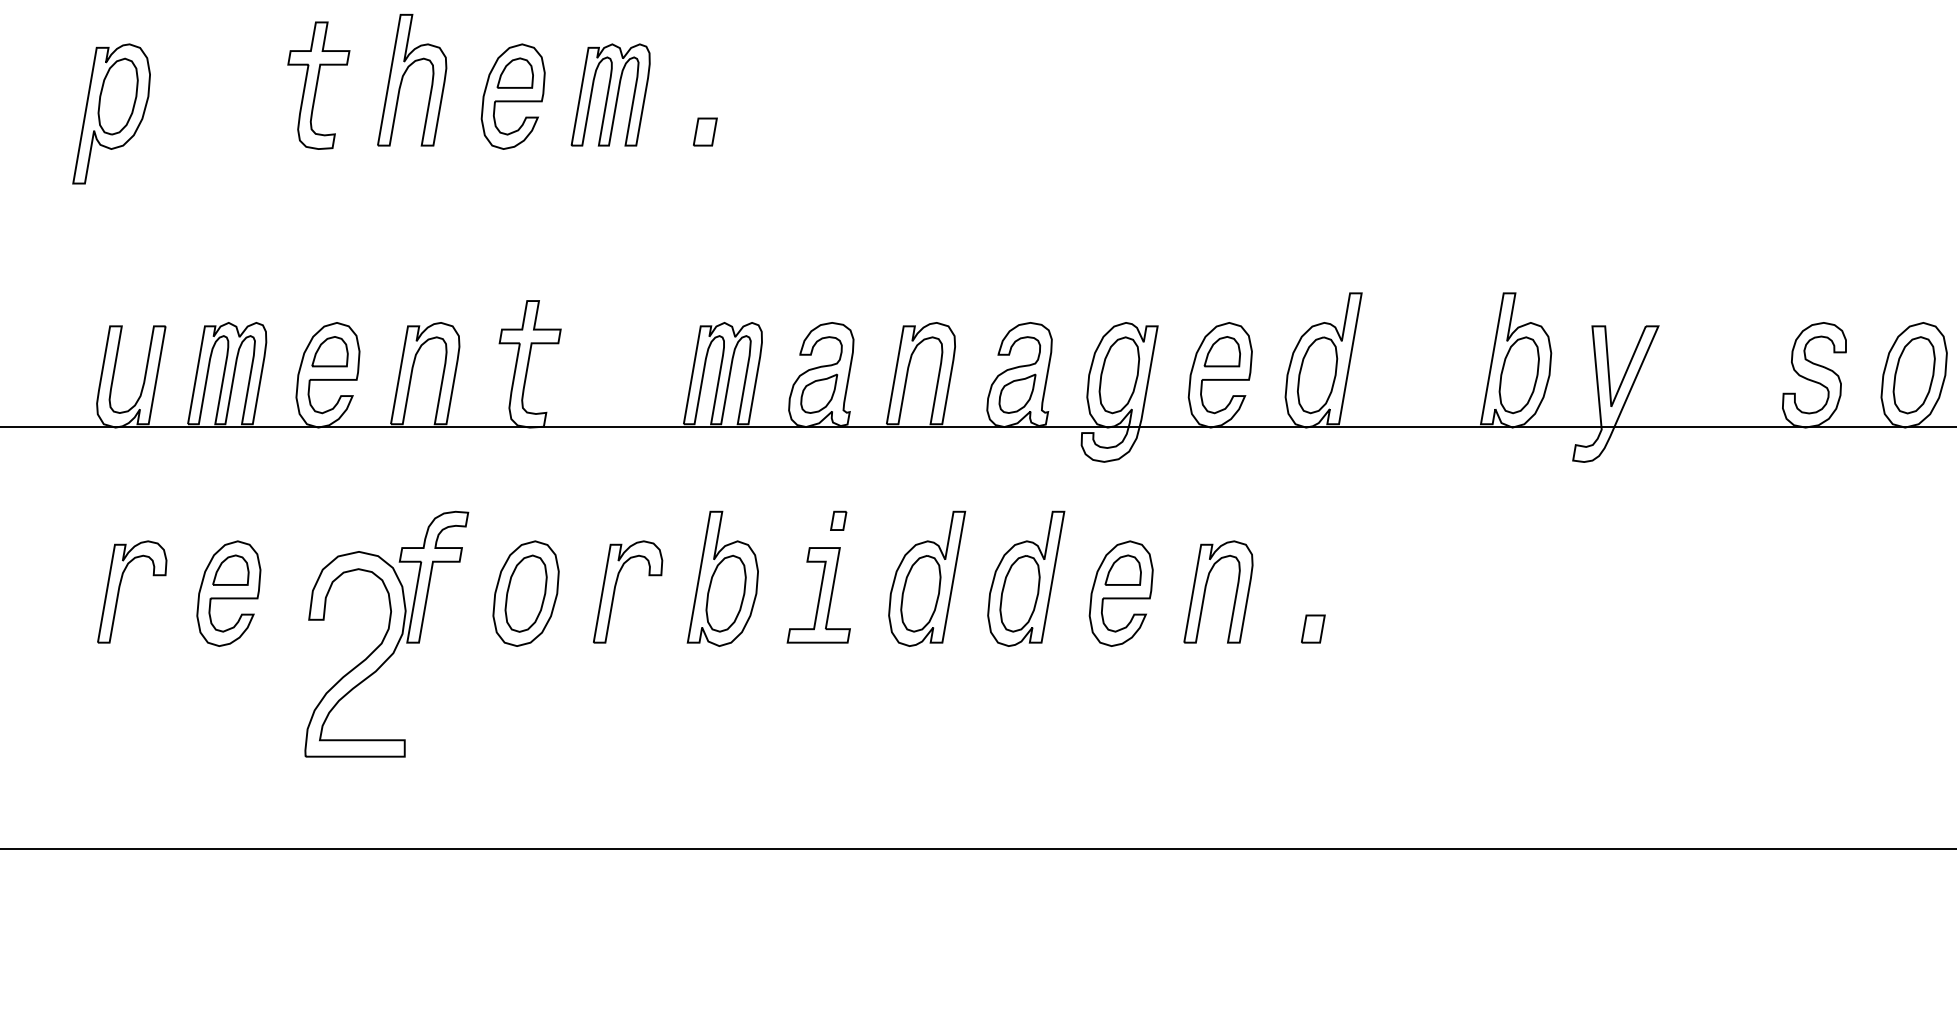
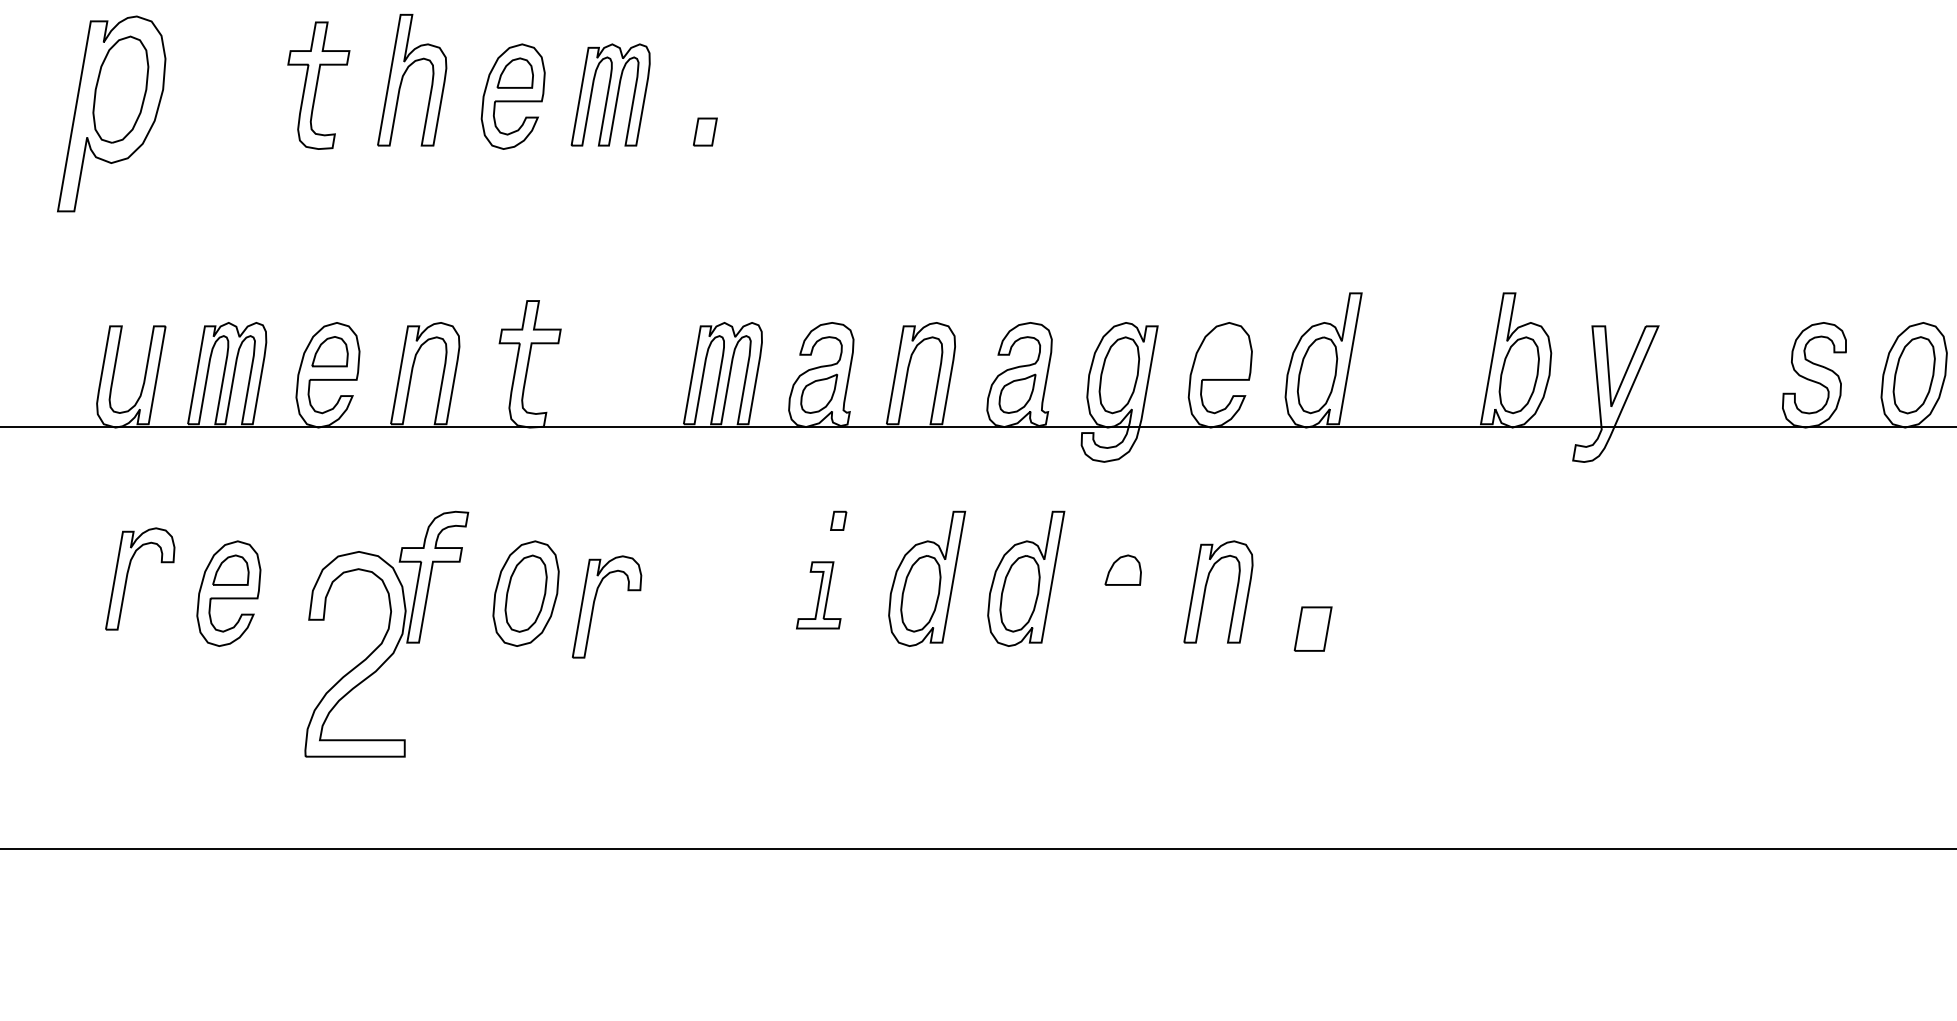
part size: 79x142 px -> 110x198 px (111, 113)
part: present -> none (1221, 351)
part: present -> none (722, 578)
part position: (616, 586) -> (595, 601) (595, 601)
part position: (120, 587) -> (128, 574) (128, 574)
part: present -> none (1120, 593)
part size: 65x97 px -> 46x69 px (818, 595)
part size: 25x30 px -> 40x46 px (1312, 628)
